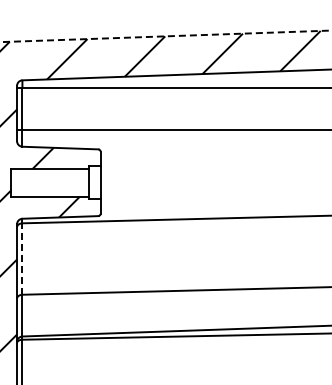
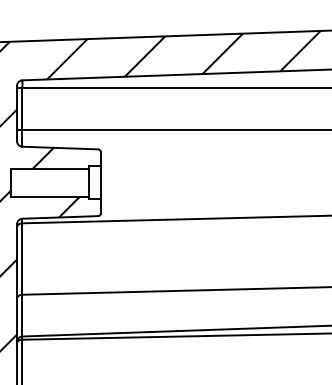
line: dashed -> solid (165, 36)
line: dashed -> solid (22, 259)
